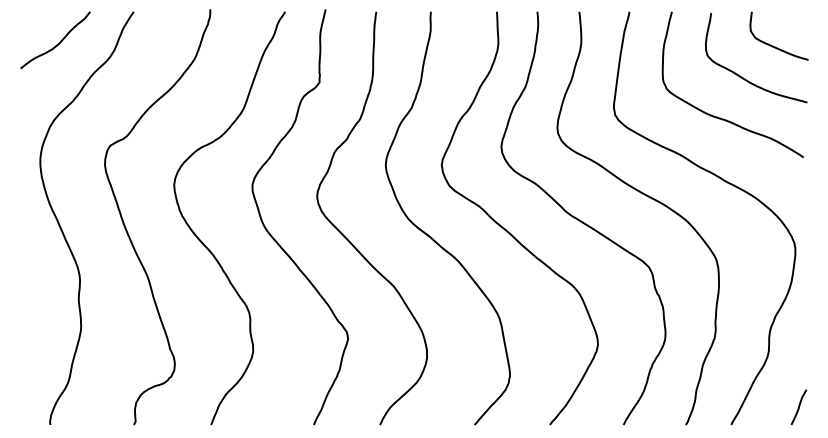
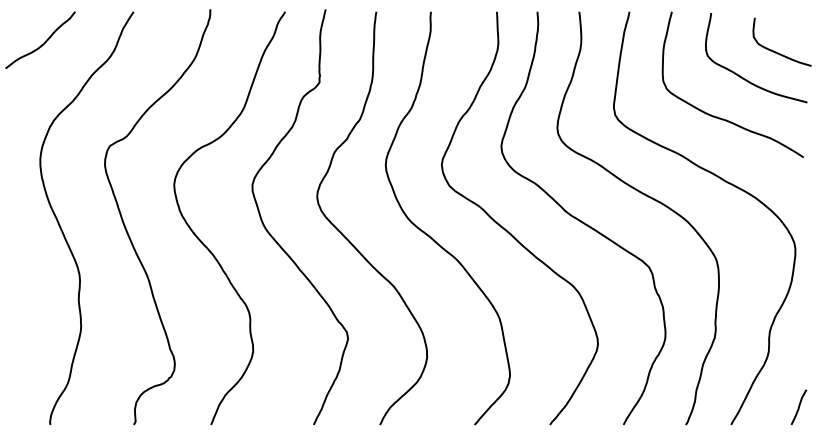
curve position: (57, 43) -> (42, 43) (42, 43)
curve position: (773, 45) -> (776, 51) (776, 51)
